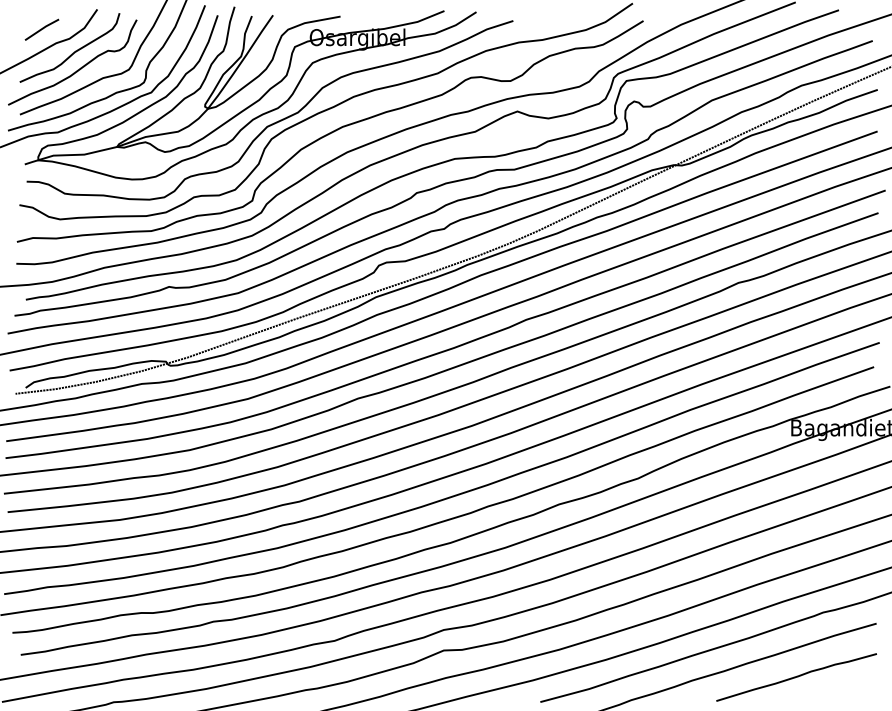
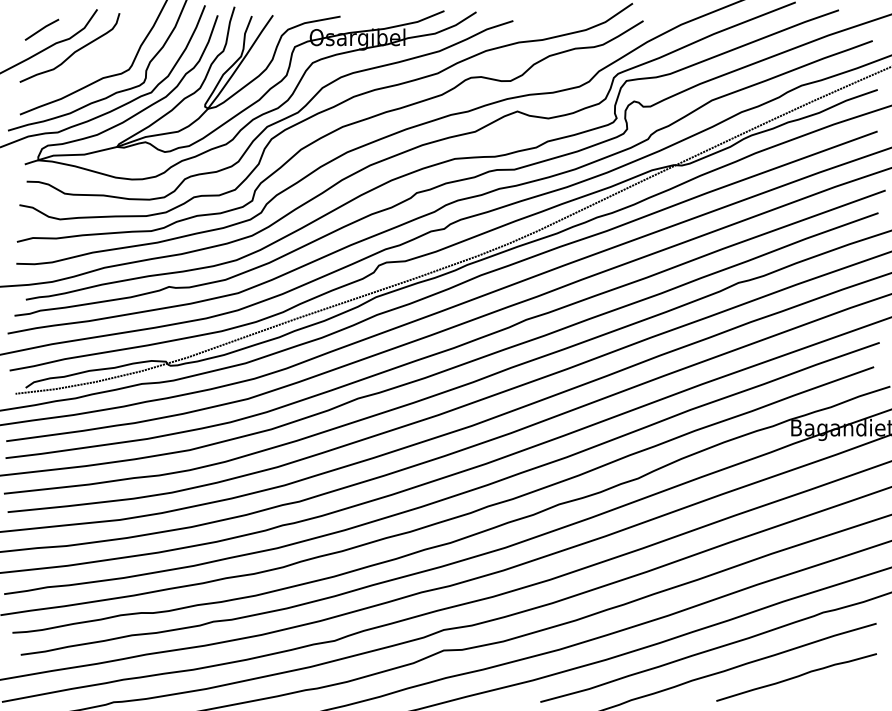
curve: present -> none (77, 69)
